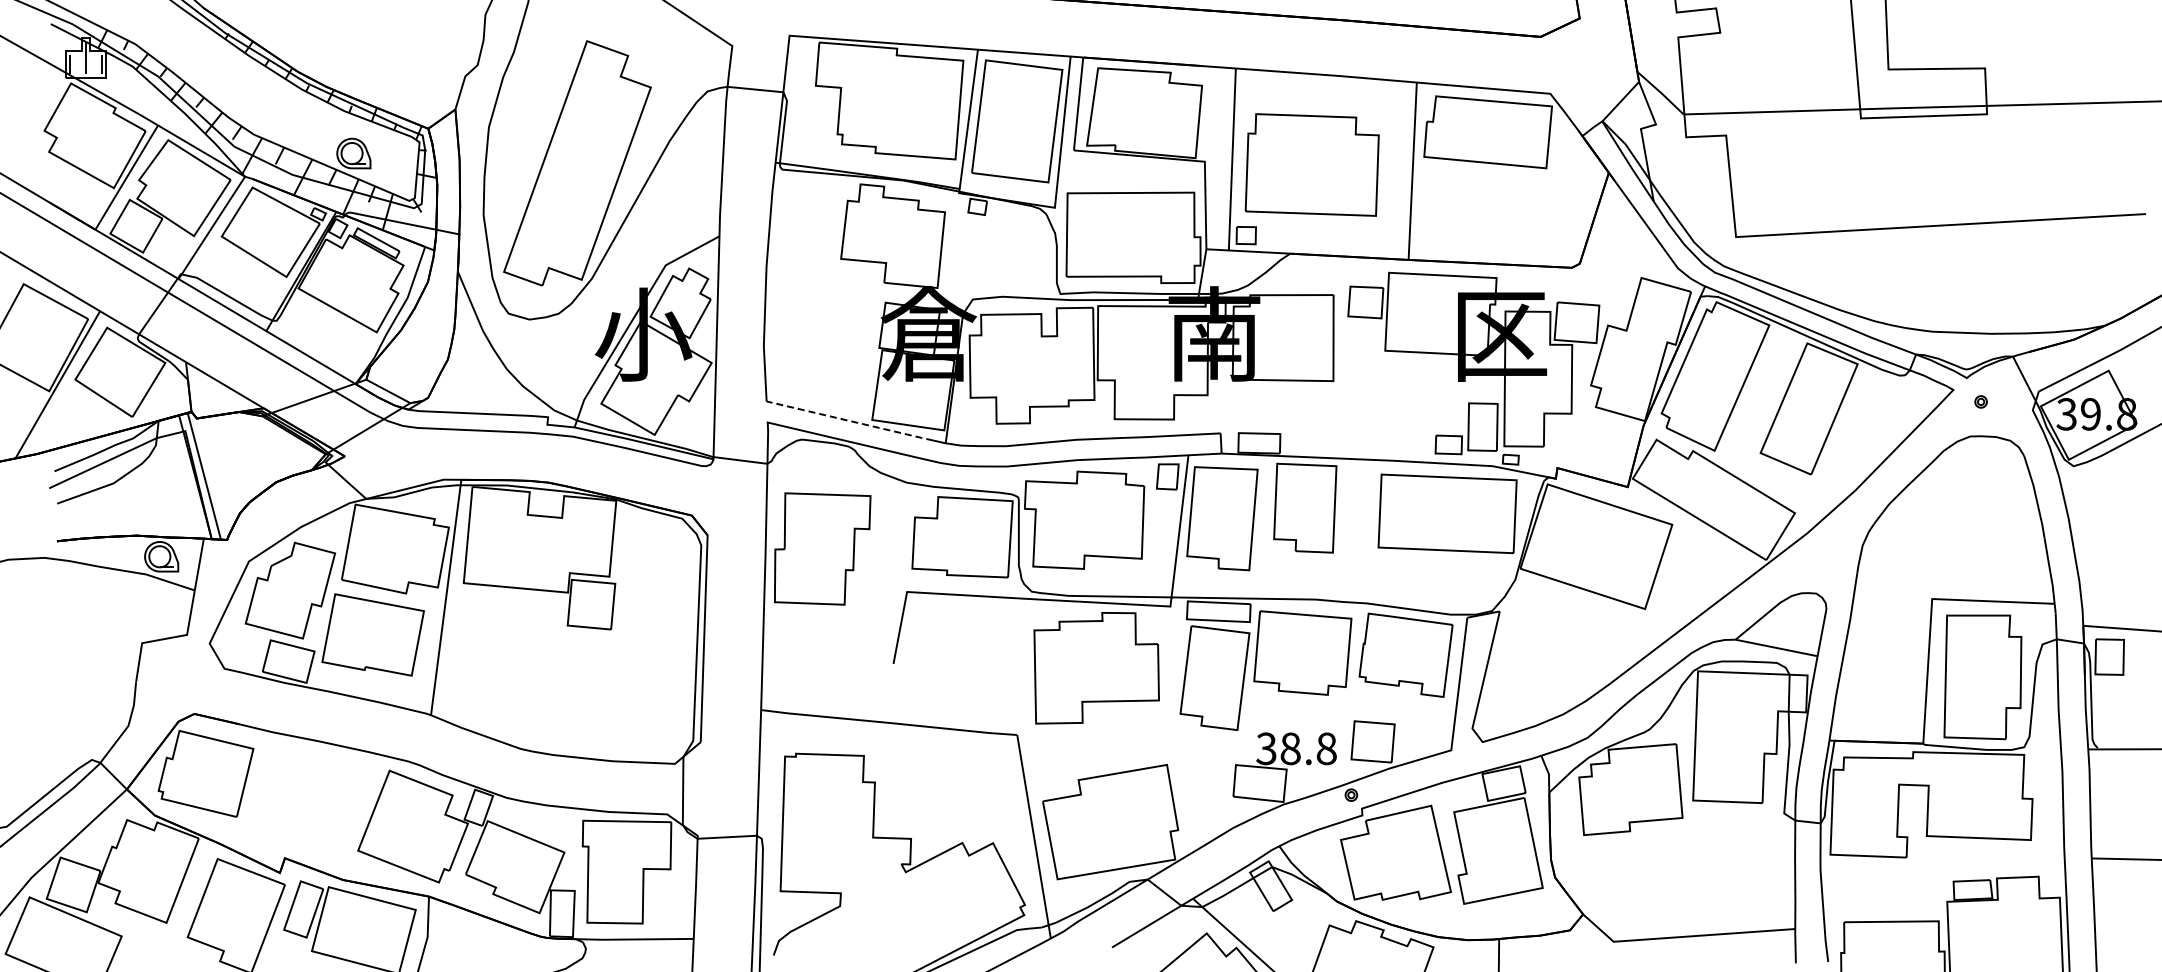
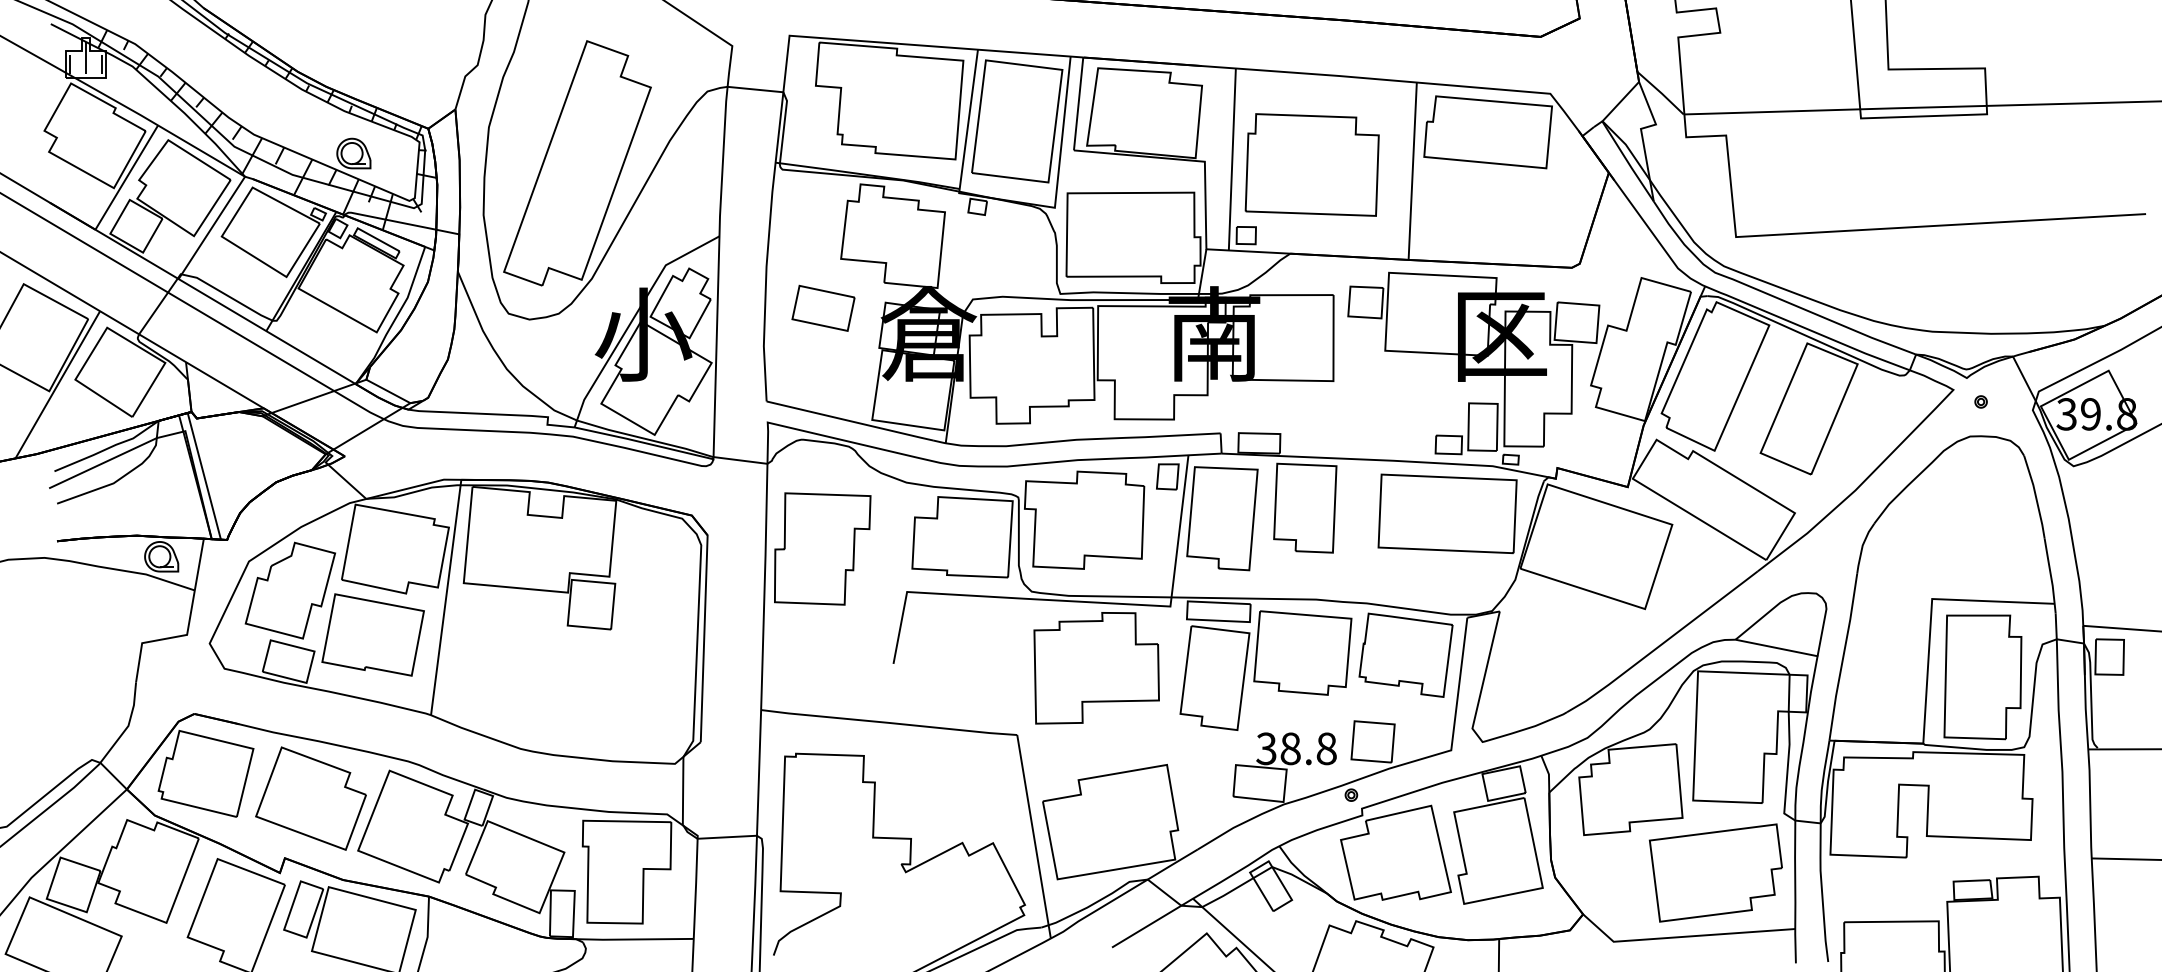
part: none -> present (823, 307)
line: dashed -> solid (850, 421)
part: none -> present (310, 798)
part: none -> present (1715, 872)
